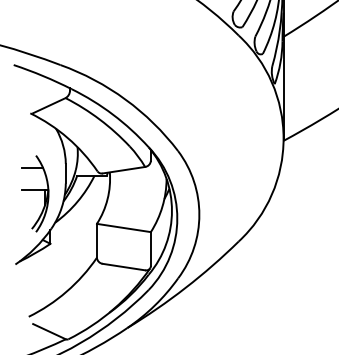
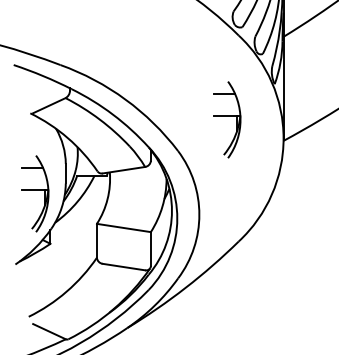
part: none -> present (227, 119)
